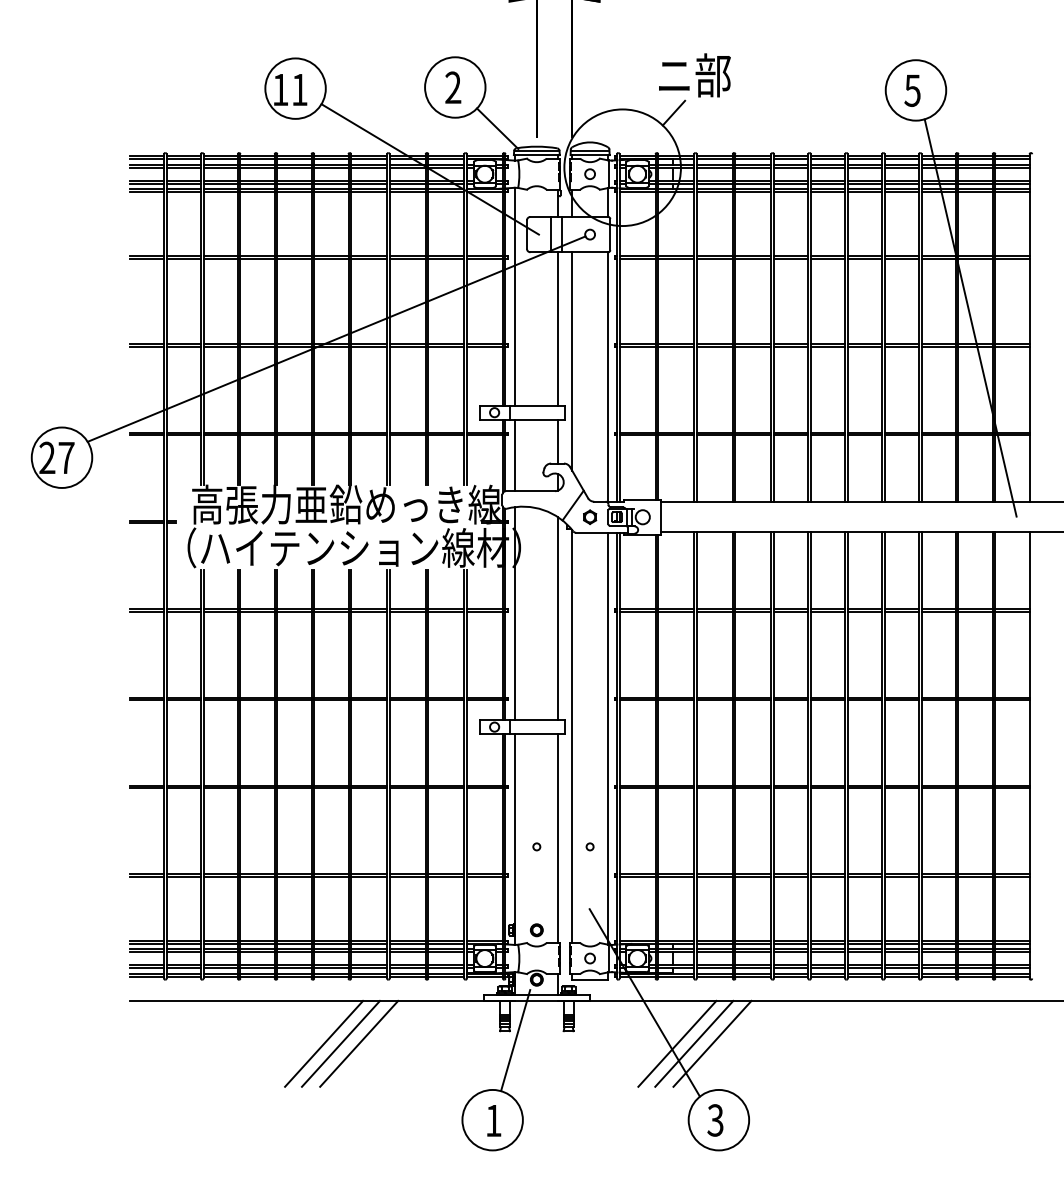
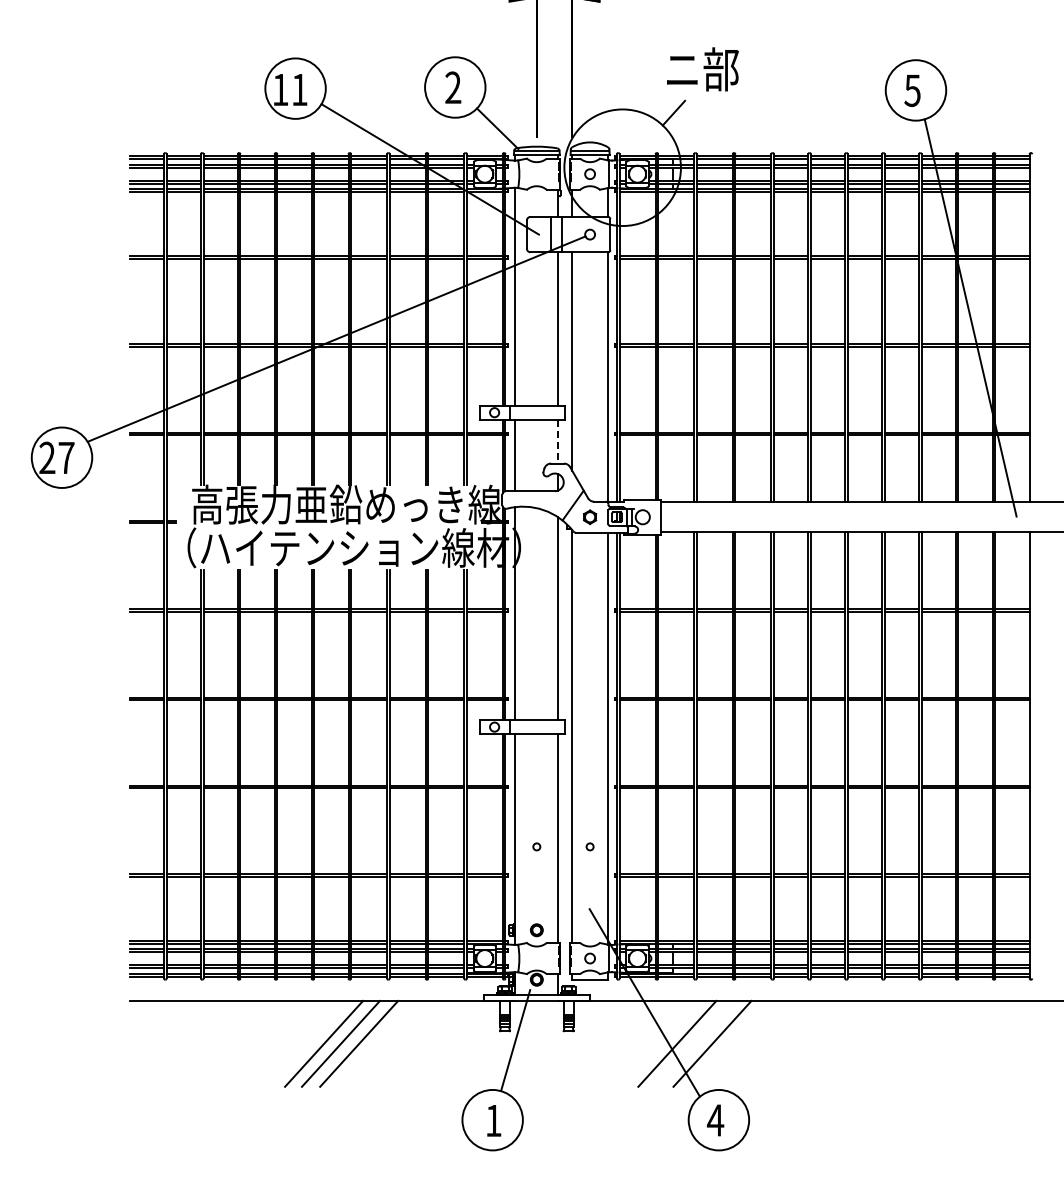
text position: (694, 75) -> (702, 69) (702, 69)
line: solid -> dashed (558, 441)
line: present -> none (694, 1043)
text: 3 -> 4 (715, 1120)
